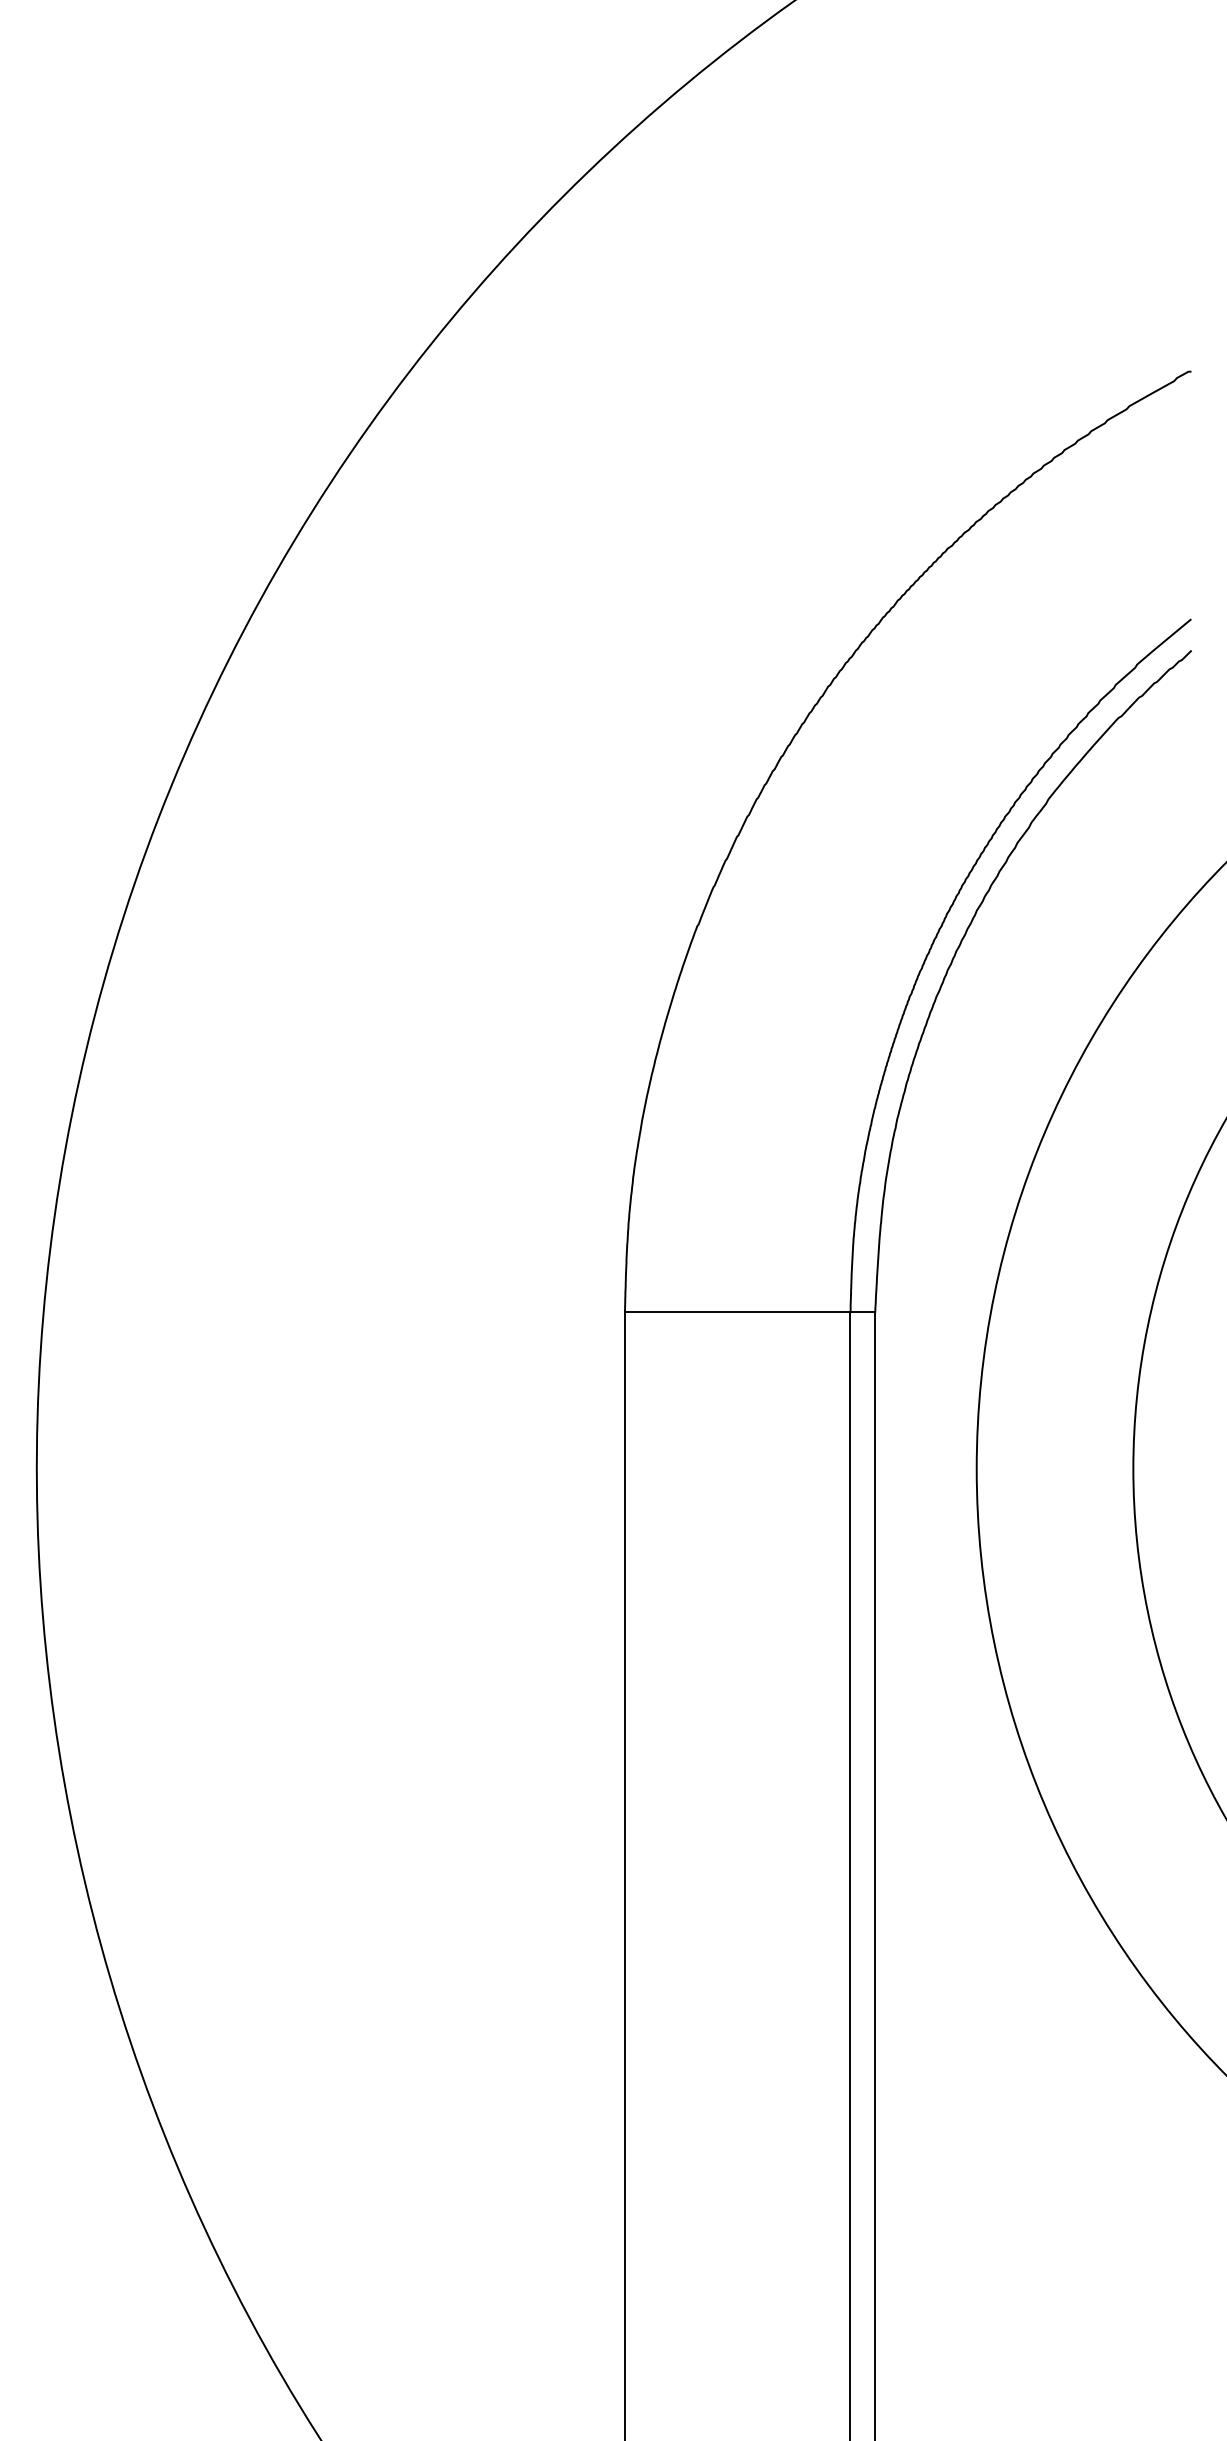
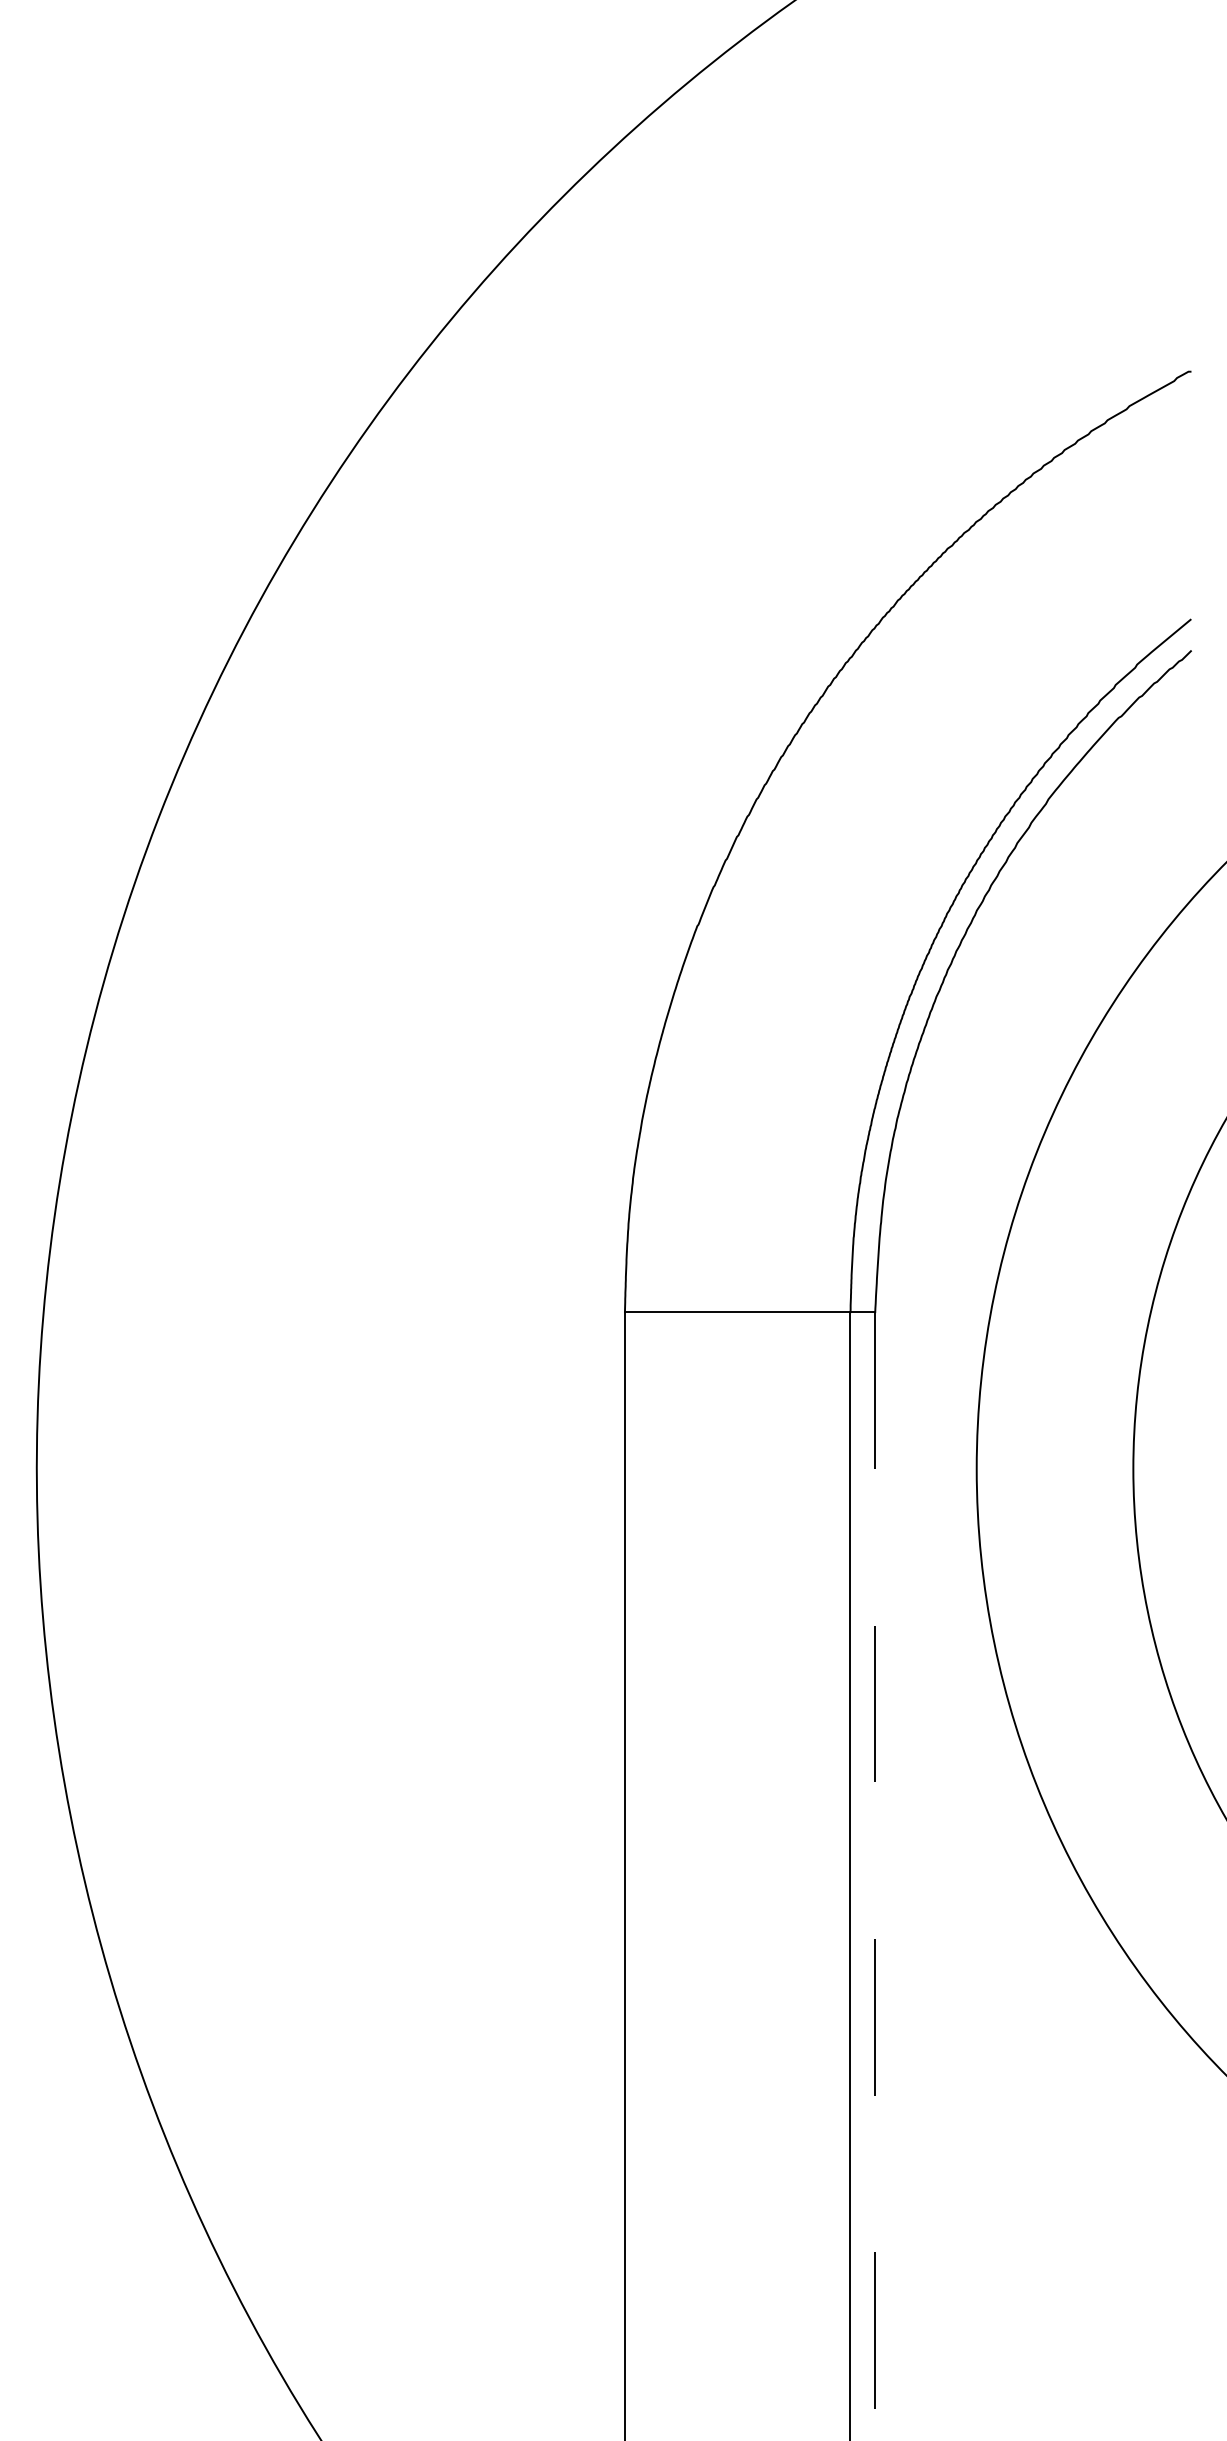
line: solid -> dashed (875, 1876)
